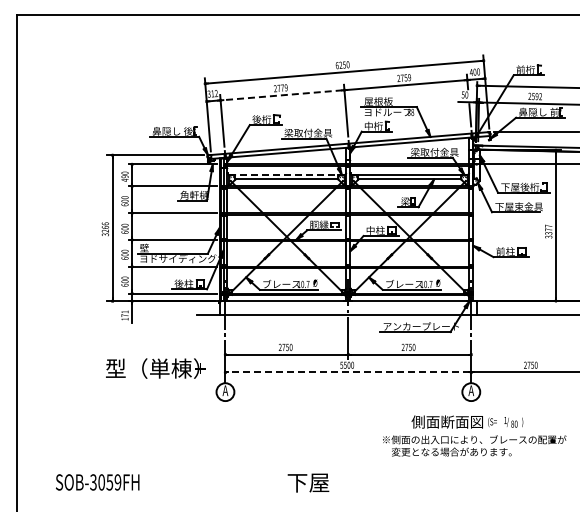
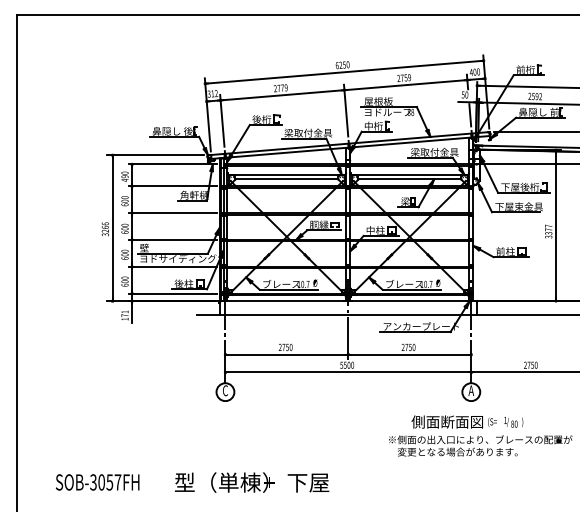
line: dashed -> solid (282, 95)
line: dashed -> solid (287, 174)
text position: (155, 368) -> (224, 482) (224, 482)
line: dashed -> solid (347, 372)
text: A -> C (225, 390)
text position: (474, 445) -> (480, 445) (480, 445)
text: SOB-3059FH -> SOB-3057FH (117, 482)
